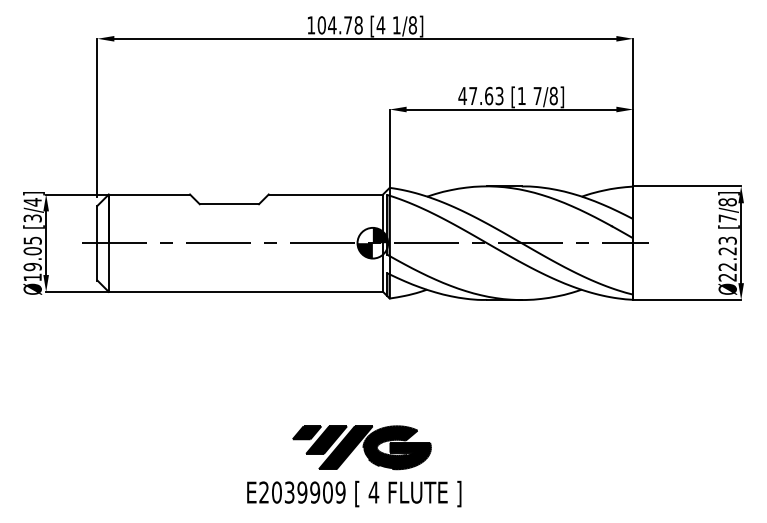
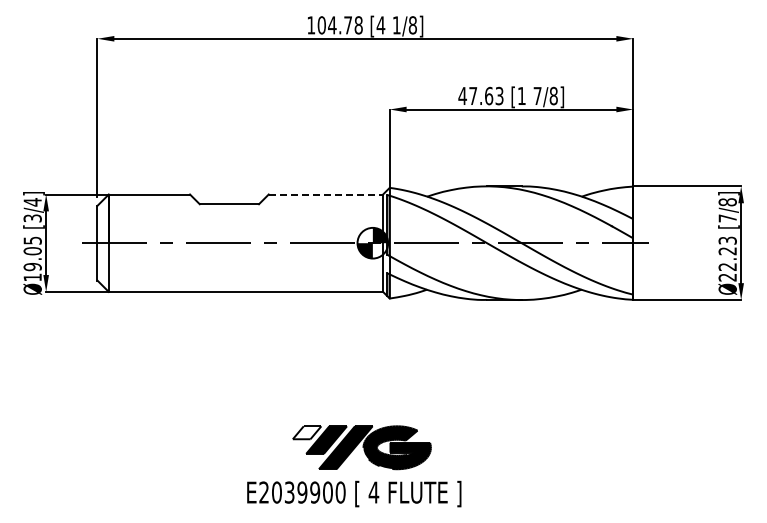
line: solid -> dashed (326, 194)
fill: present -> none (306, 432)
text: E2039909 -> E2039900 (340, 492)
